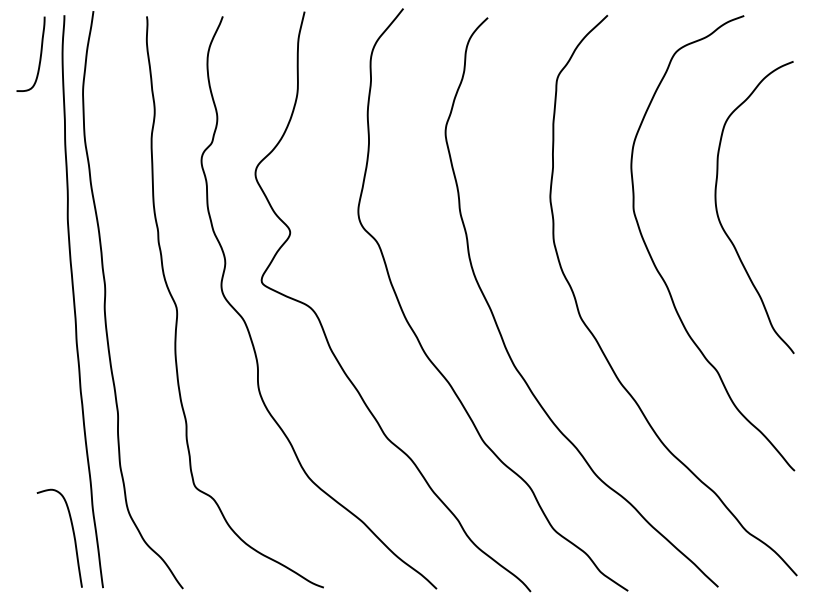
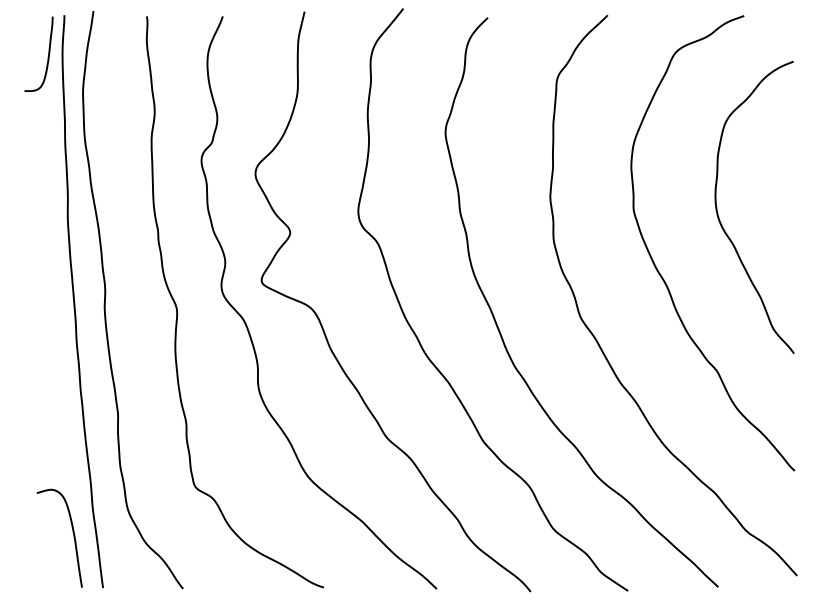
curve position: (39, 57) -> (47, 57) (47, 57)
